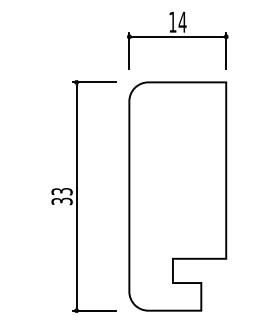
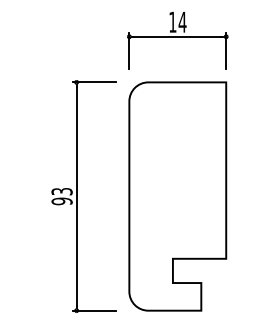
text: 33 -> 93 (61, 201)
